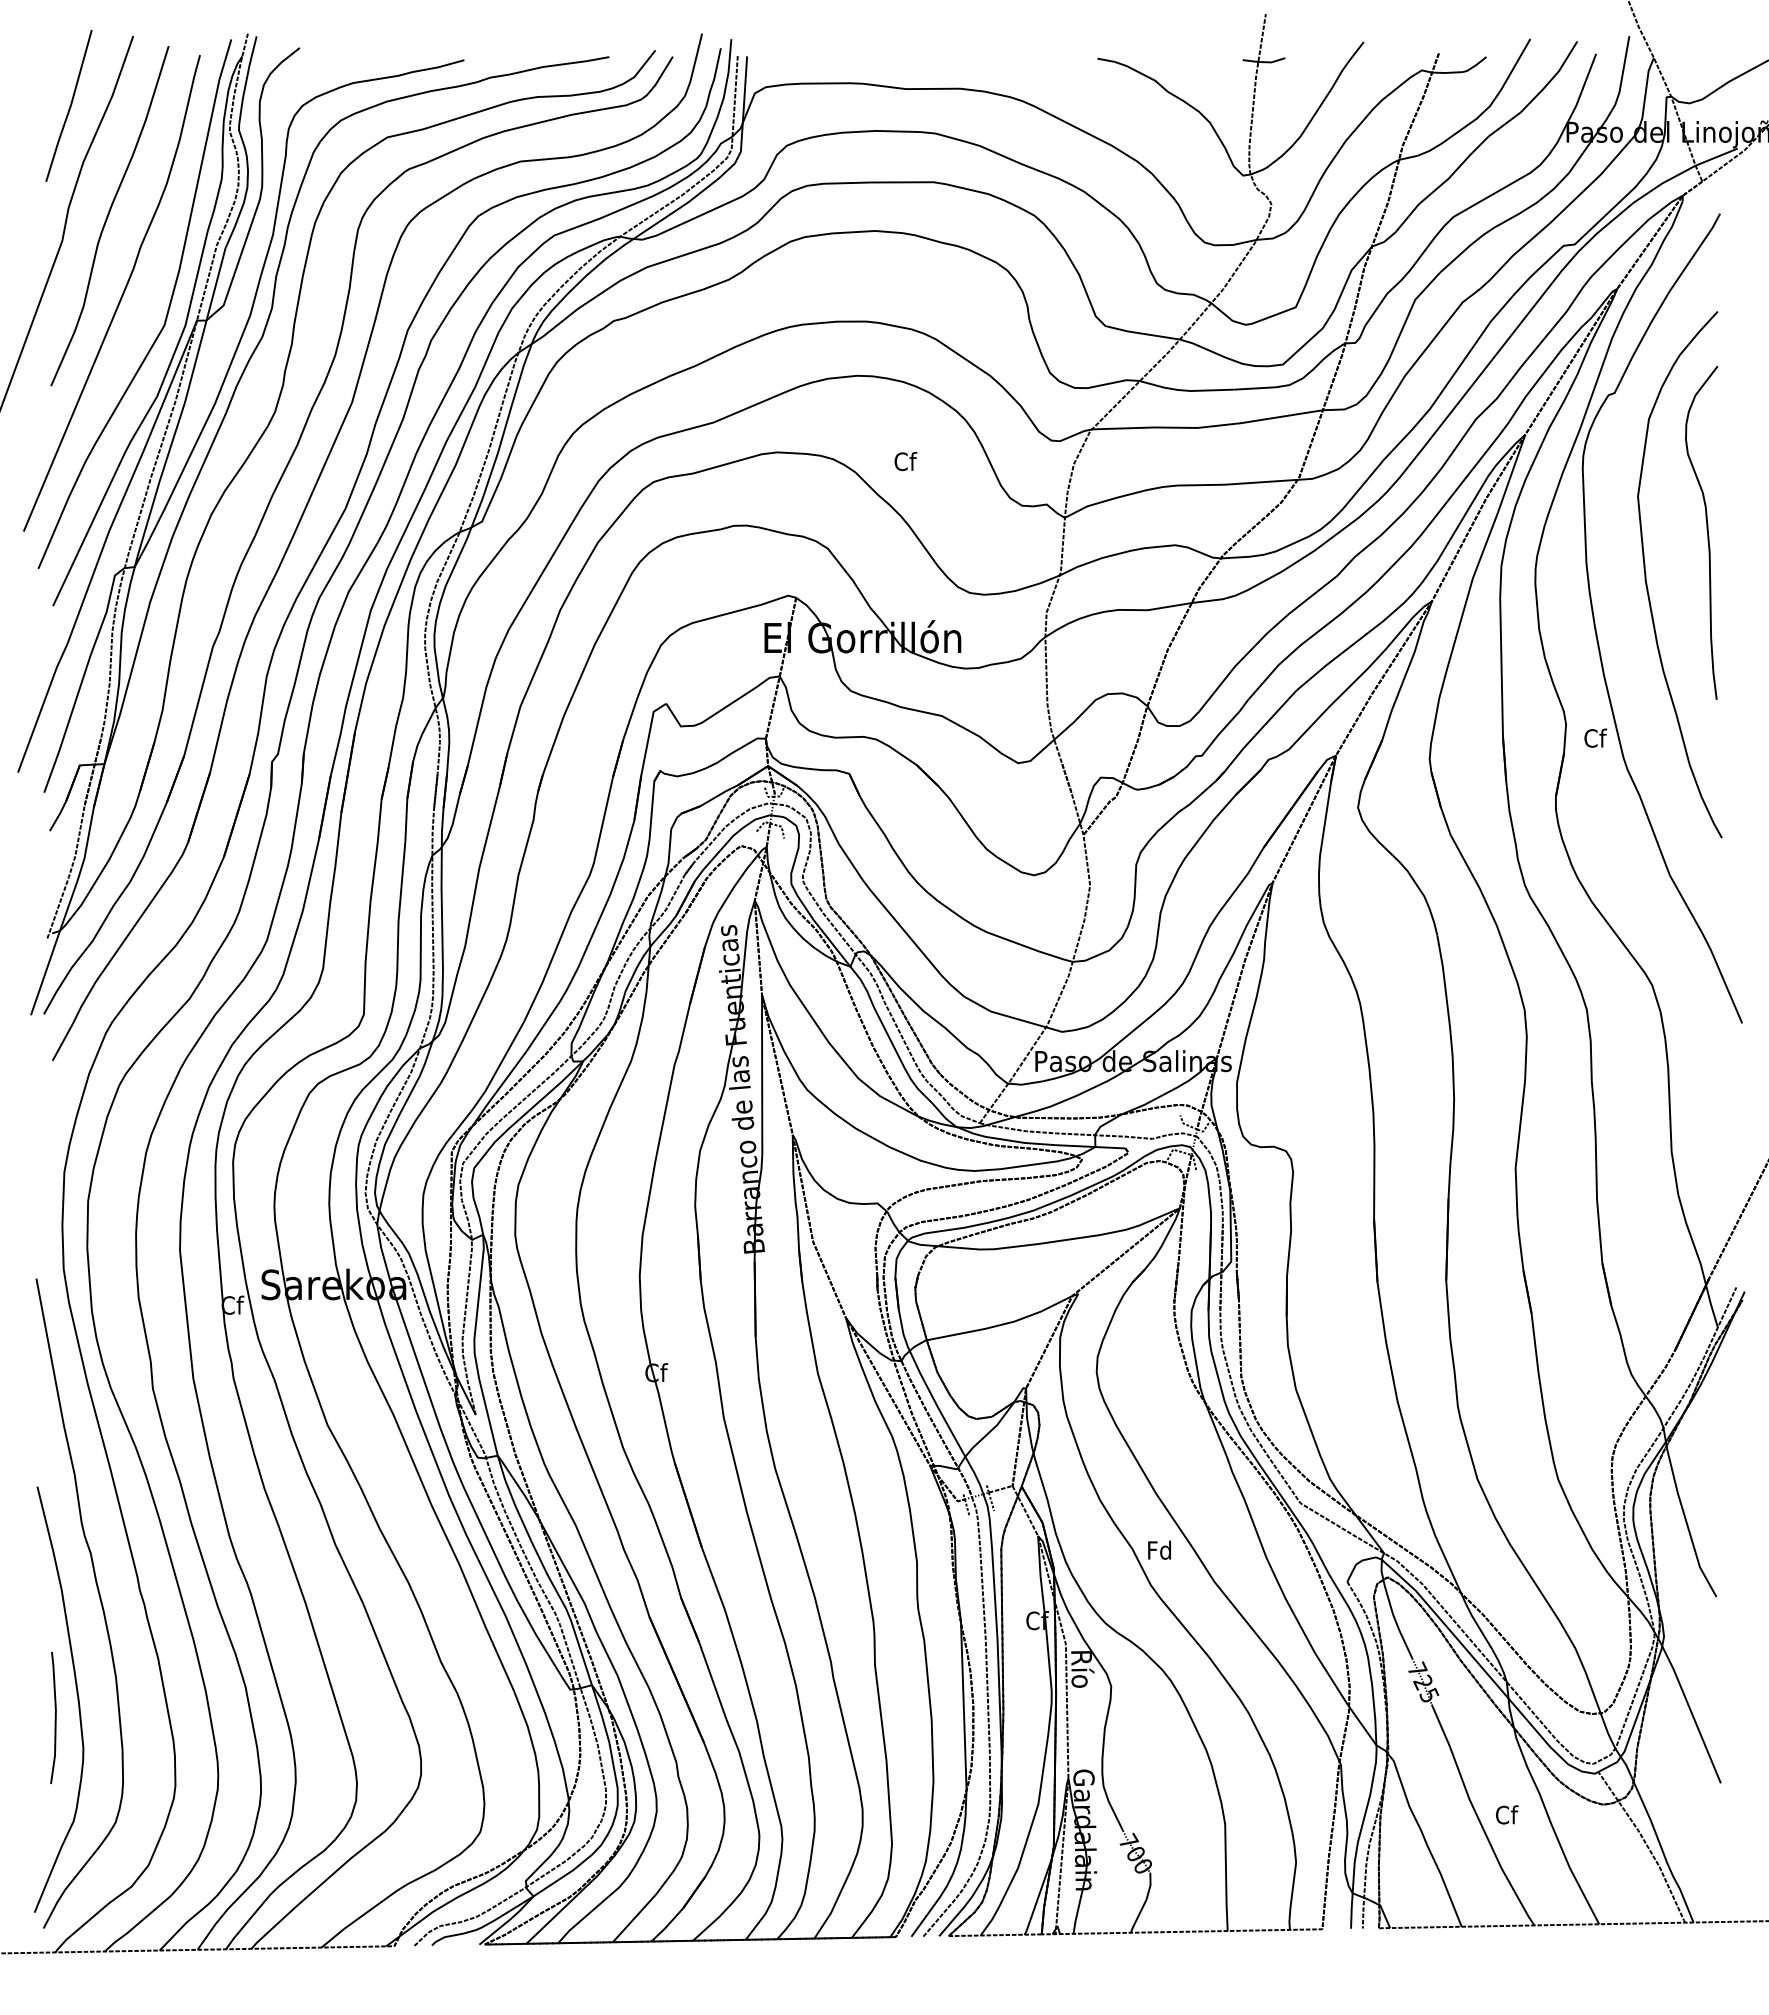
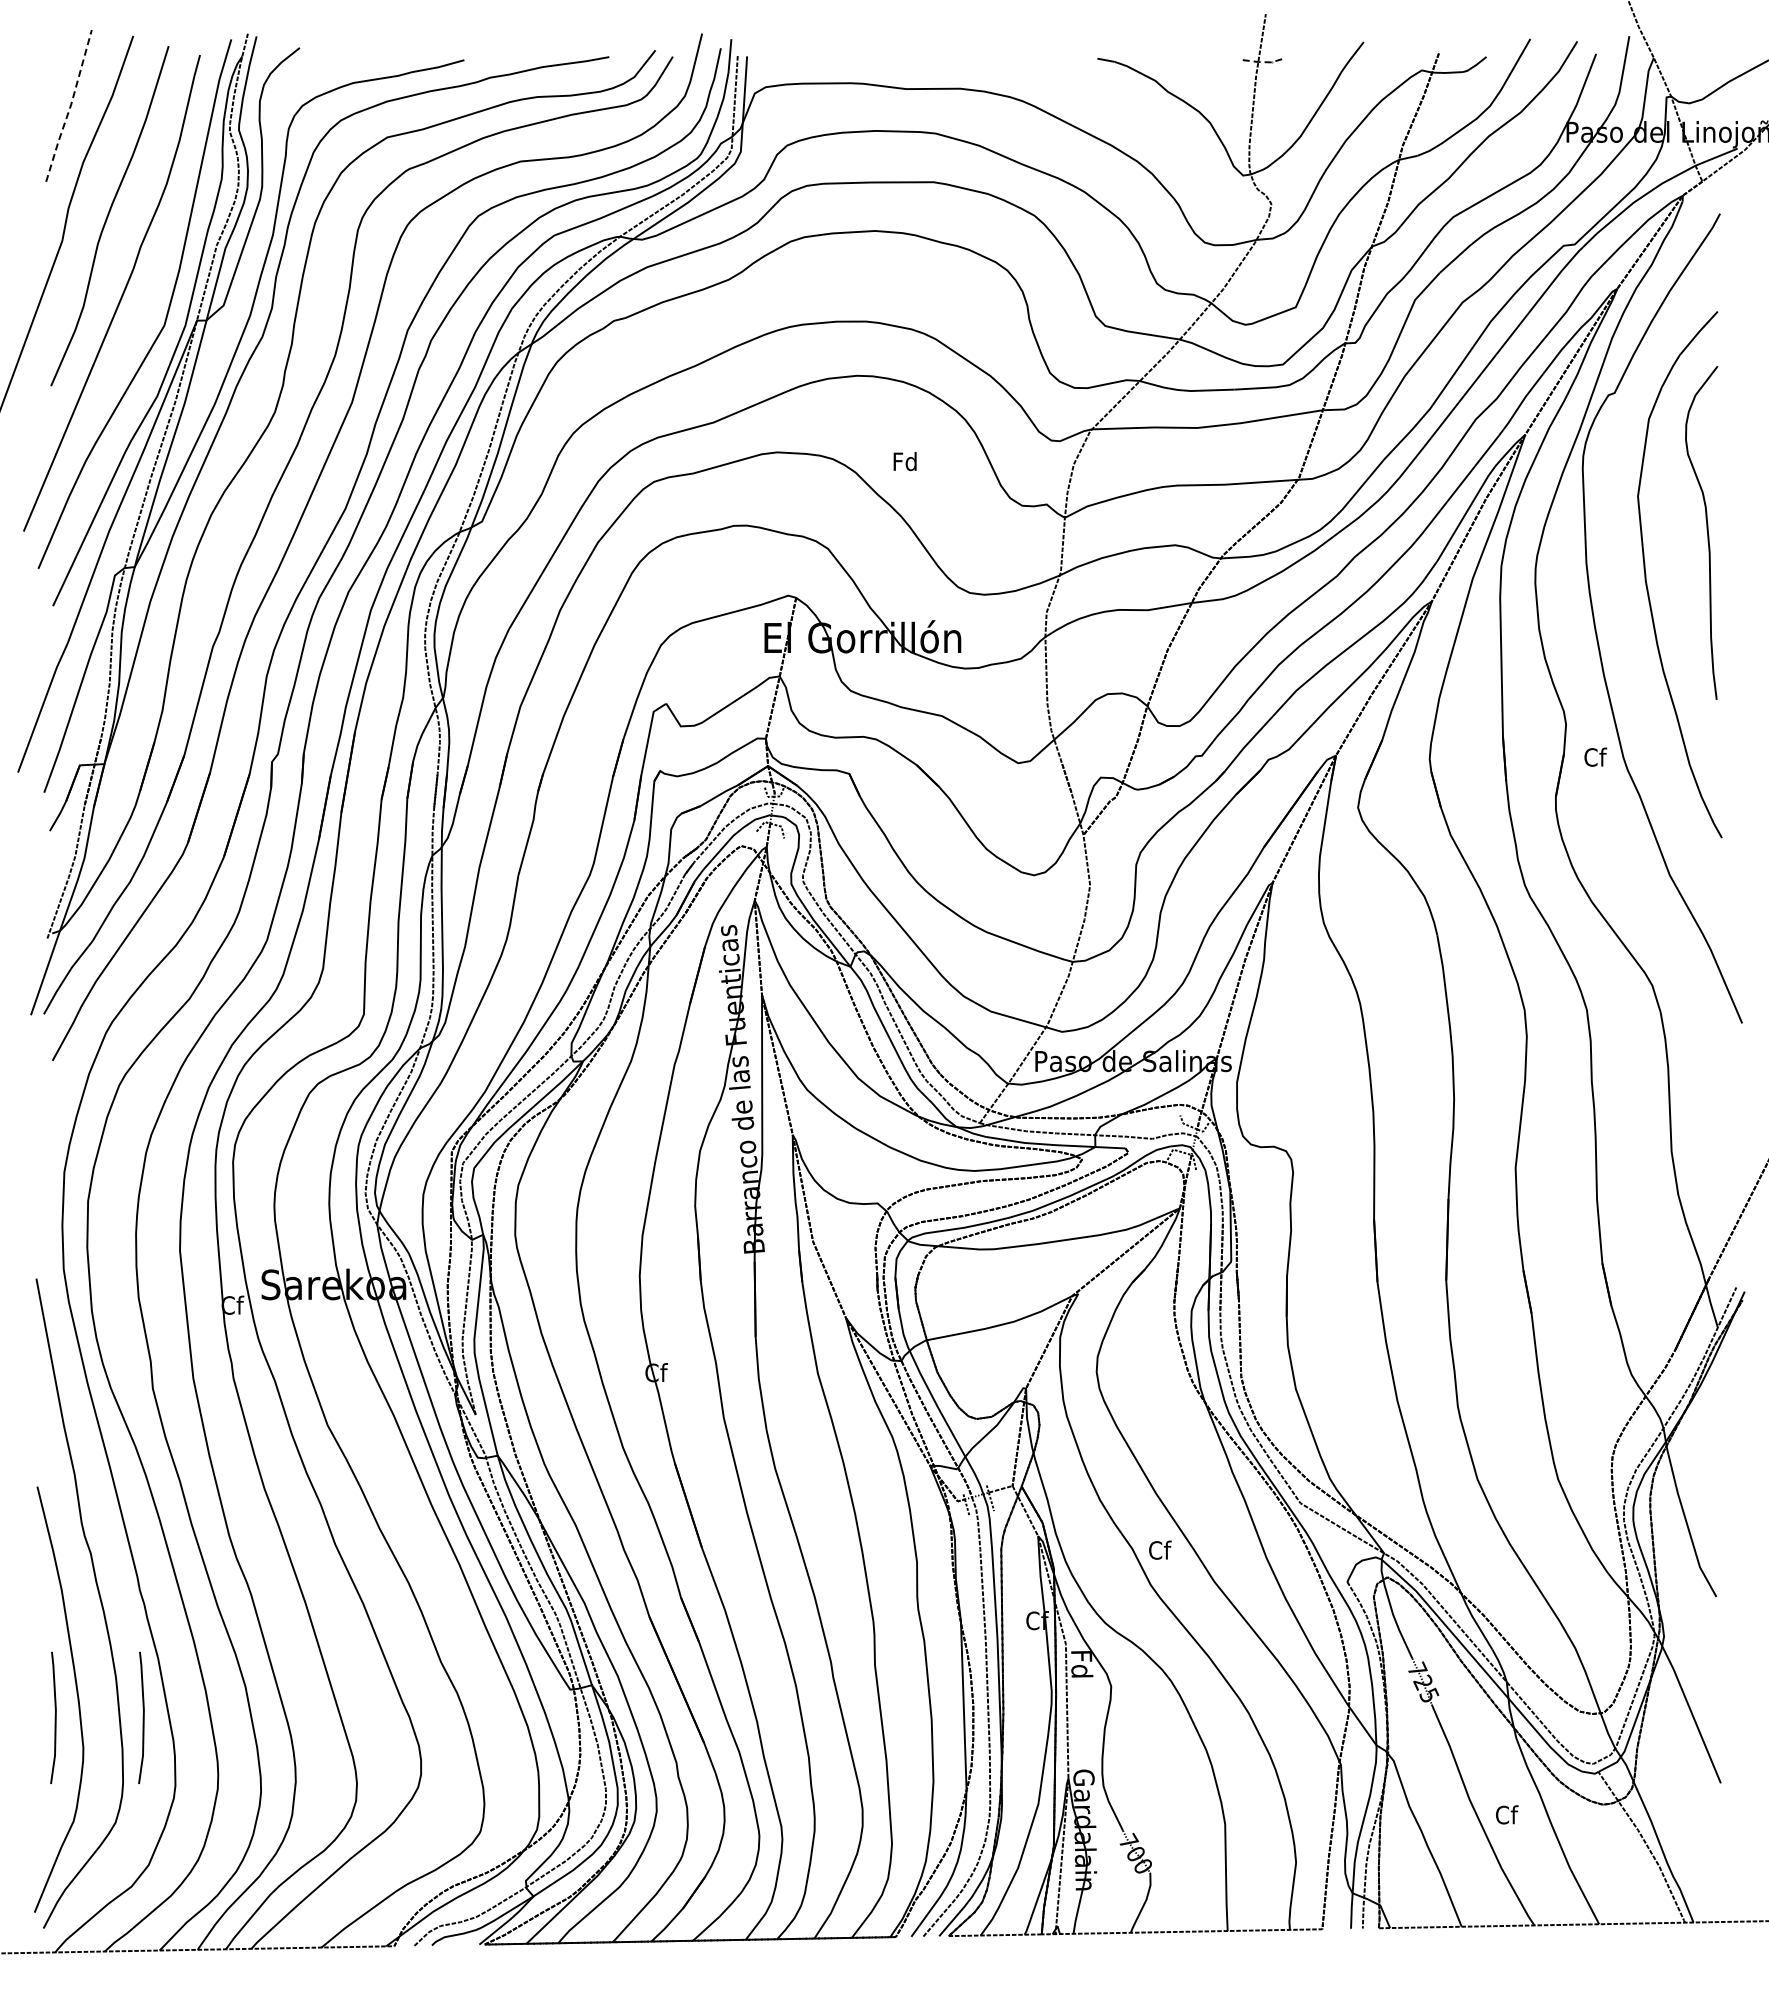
line: solid -> dashed (1264, 62)
line: solid -> dashed (70, 106)
text: Cf -> Fd (905, 461)
text position: (1595, 737) -> (1595, 756) (1595, 756)
text: Fd -> Cf (1159, 1549)
text: Río -> Fd (1082, 1670)
line: none -> present (142, 1717)
